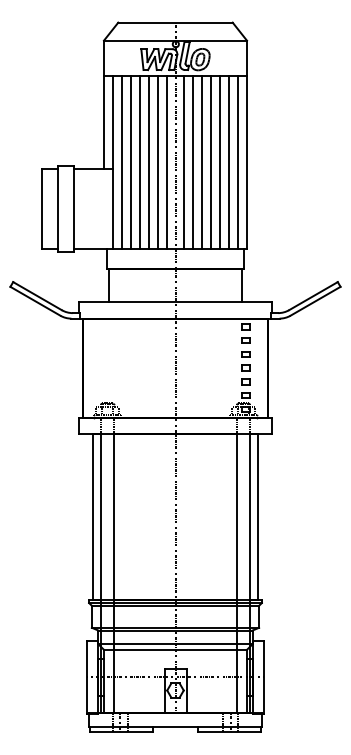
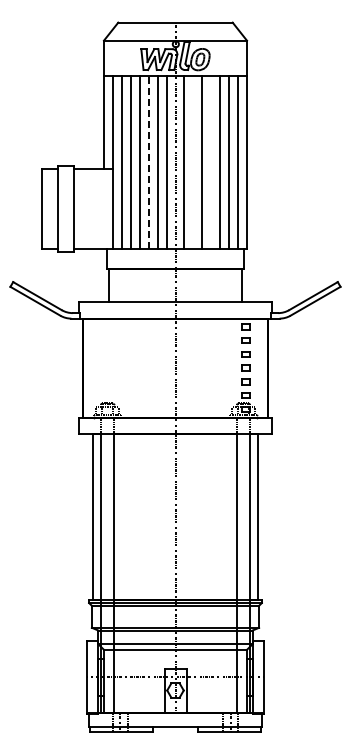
line: solid -> dashed (148, 161)
line: present -> none (193, 161)
line: present -> none (211, 161)
